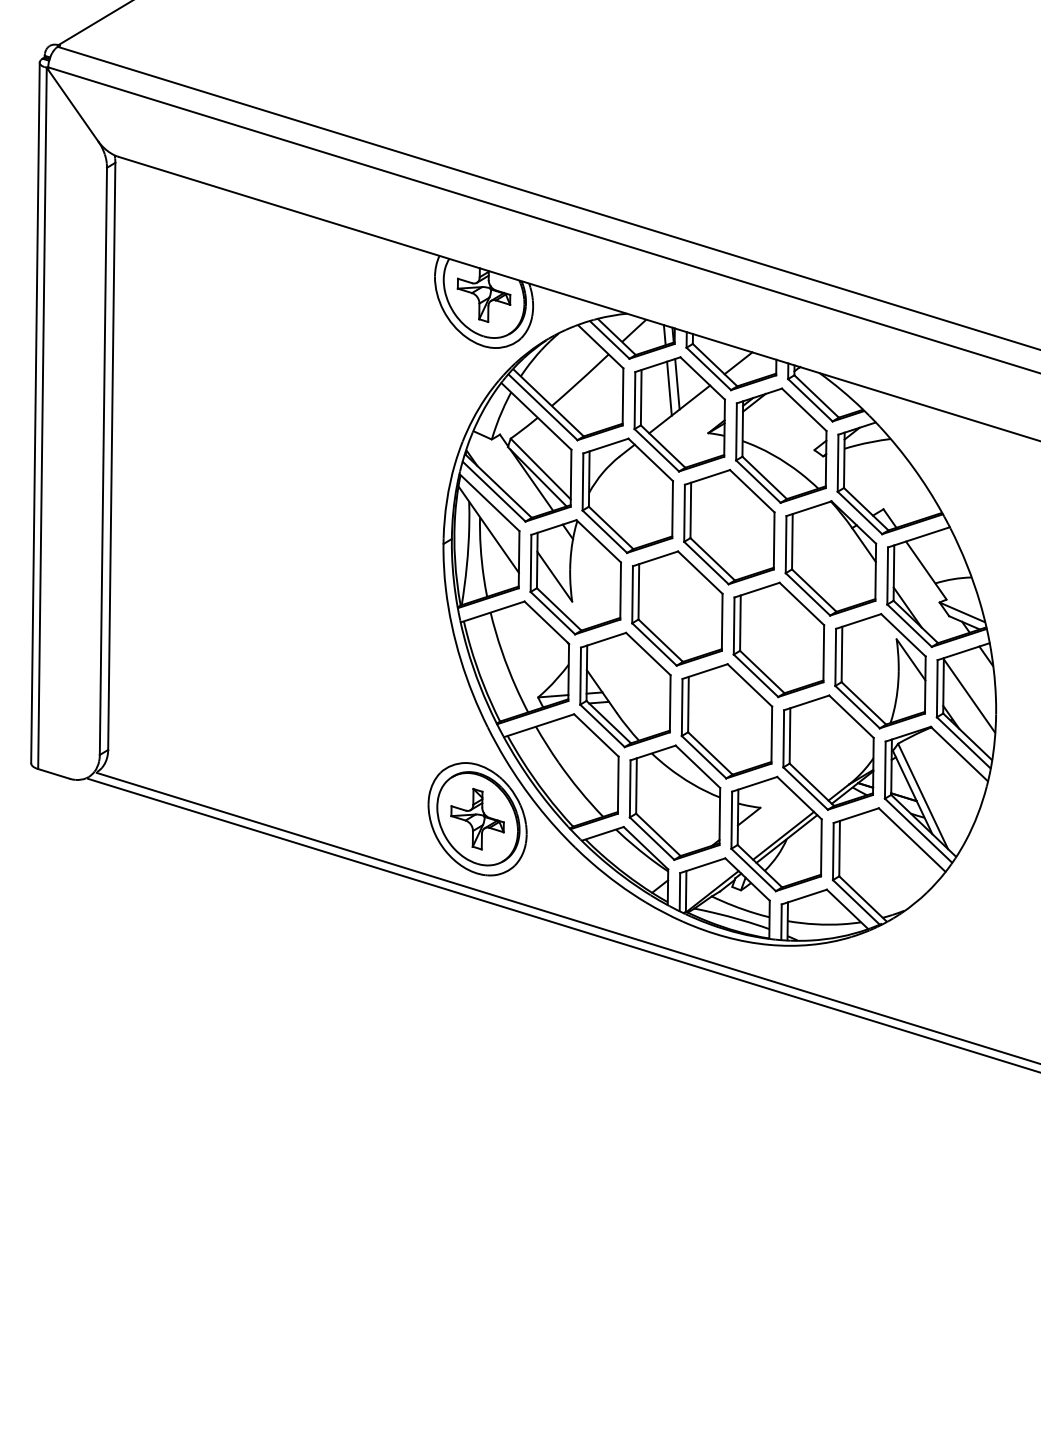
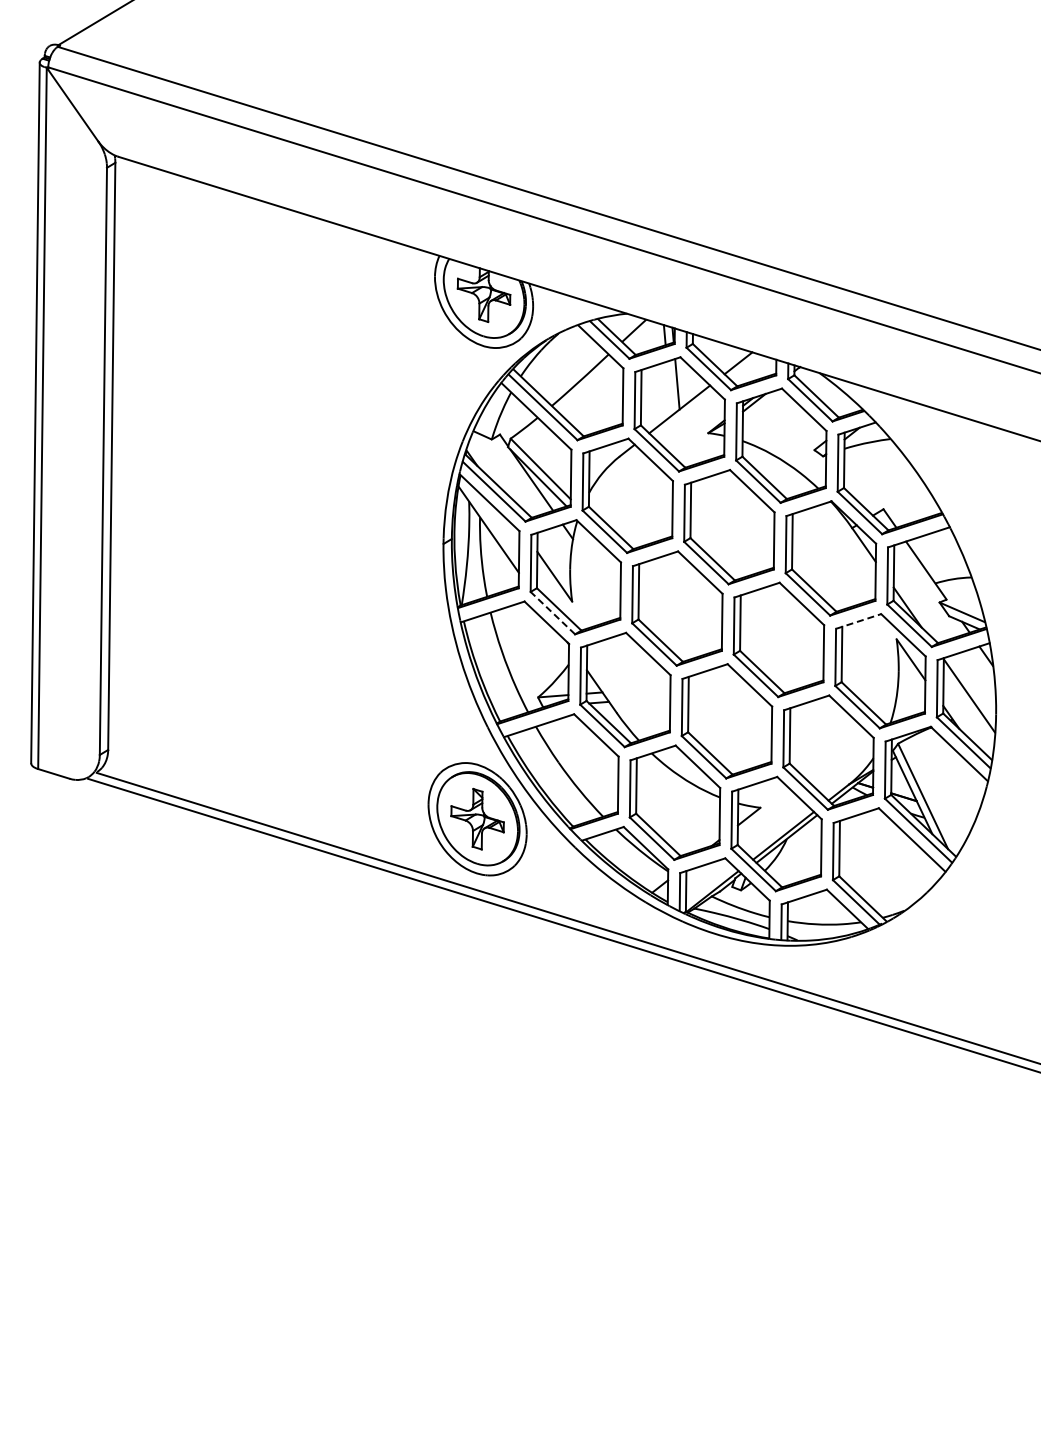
line: present -> none (669, 388)
line: solid -> dashed (552, 613)
line: solid -> dashed (858, 621)
